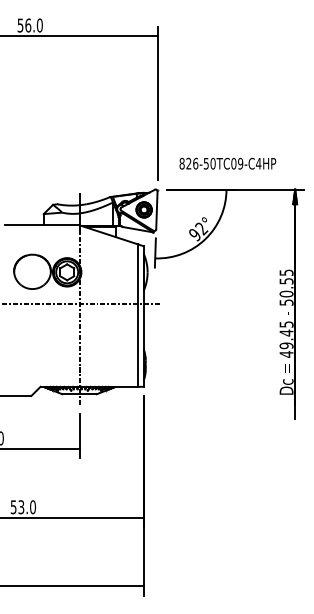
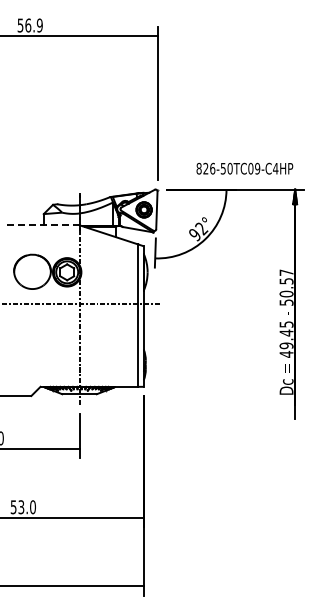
text: 56.0 -> 56.9 (39, 25)
text position: (227, 163) -> (244, 168) (244, 168)
line: solid -> dashed (41, 225)
text: 50.55 -> 50.57 (286, 272)
